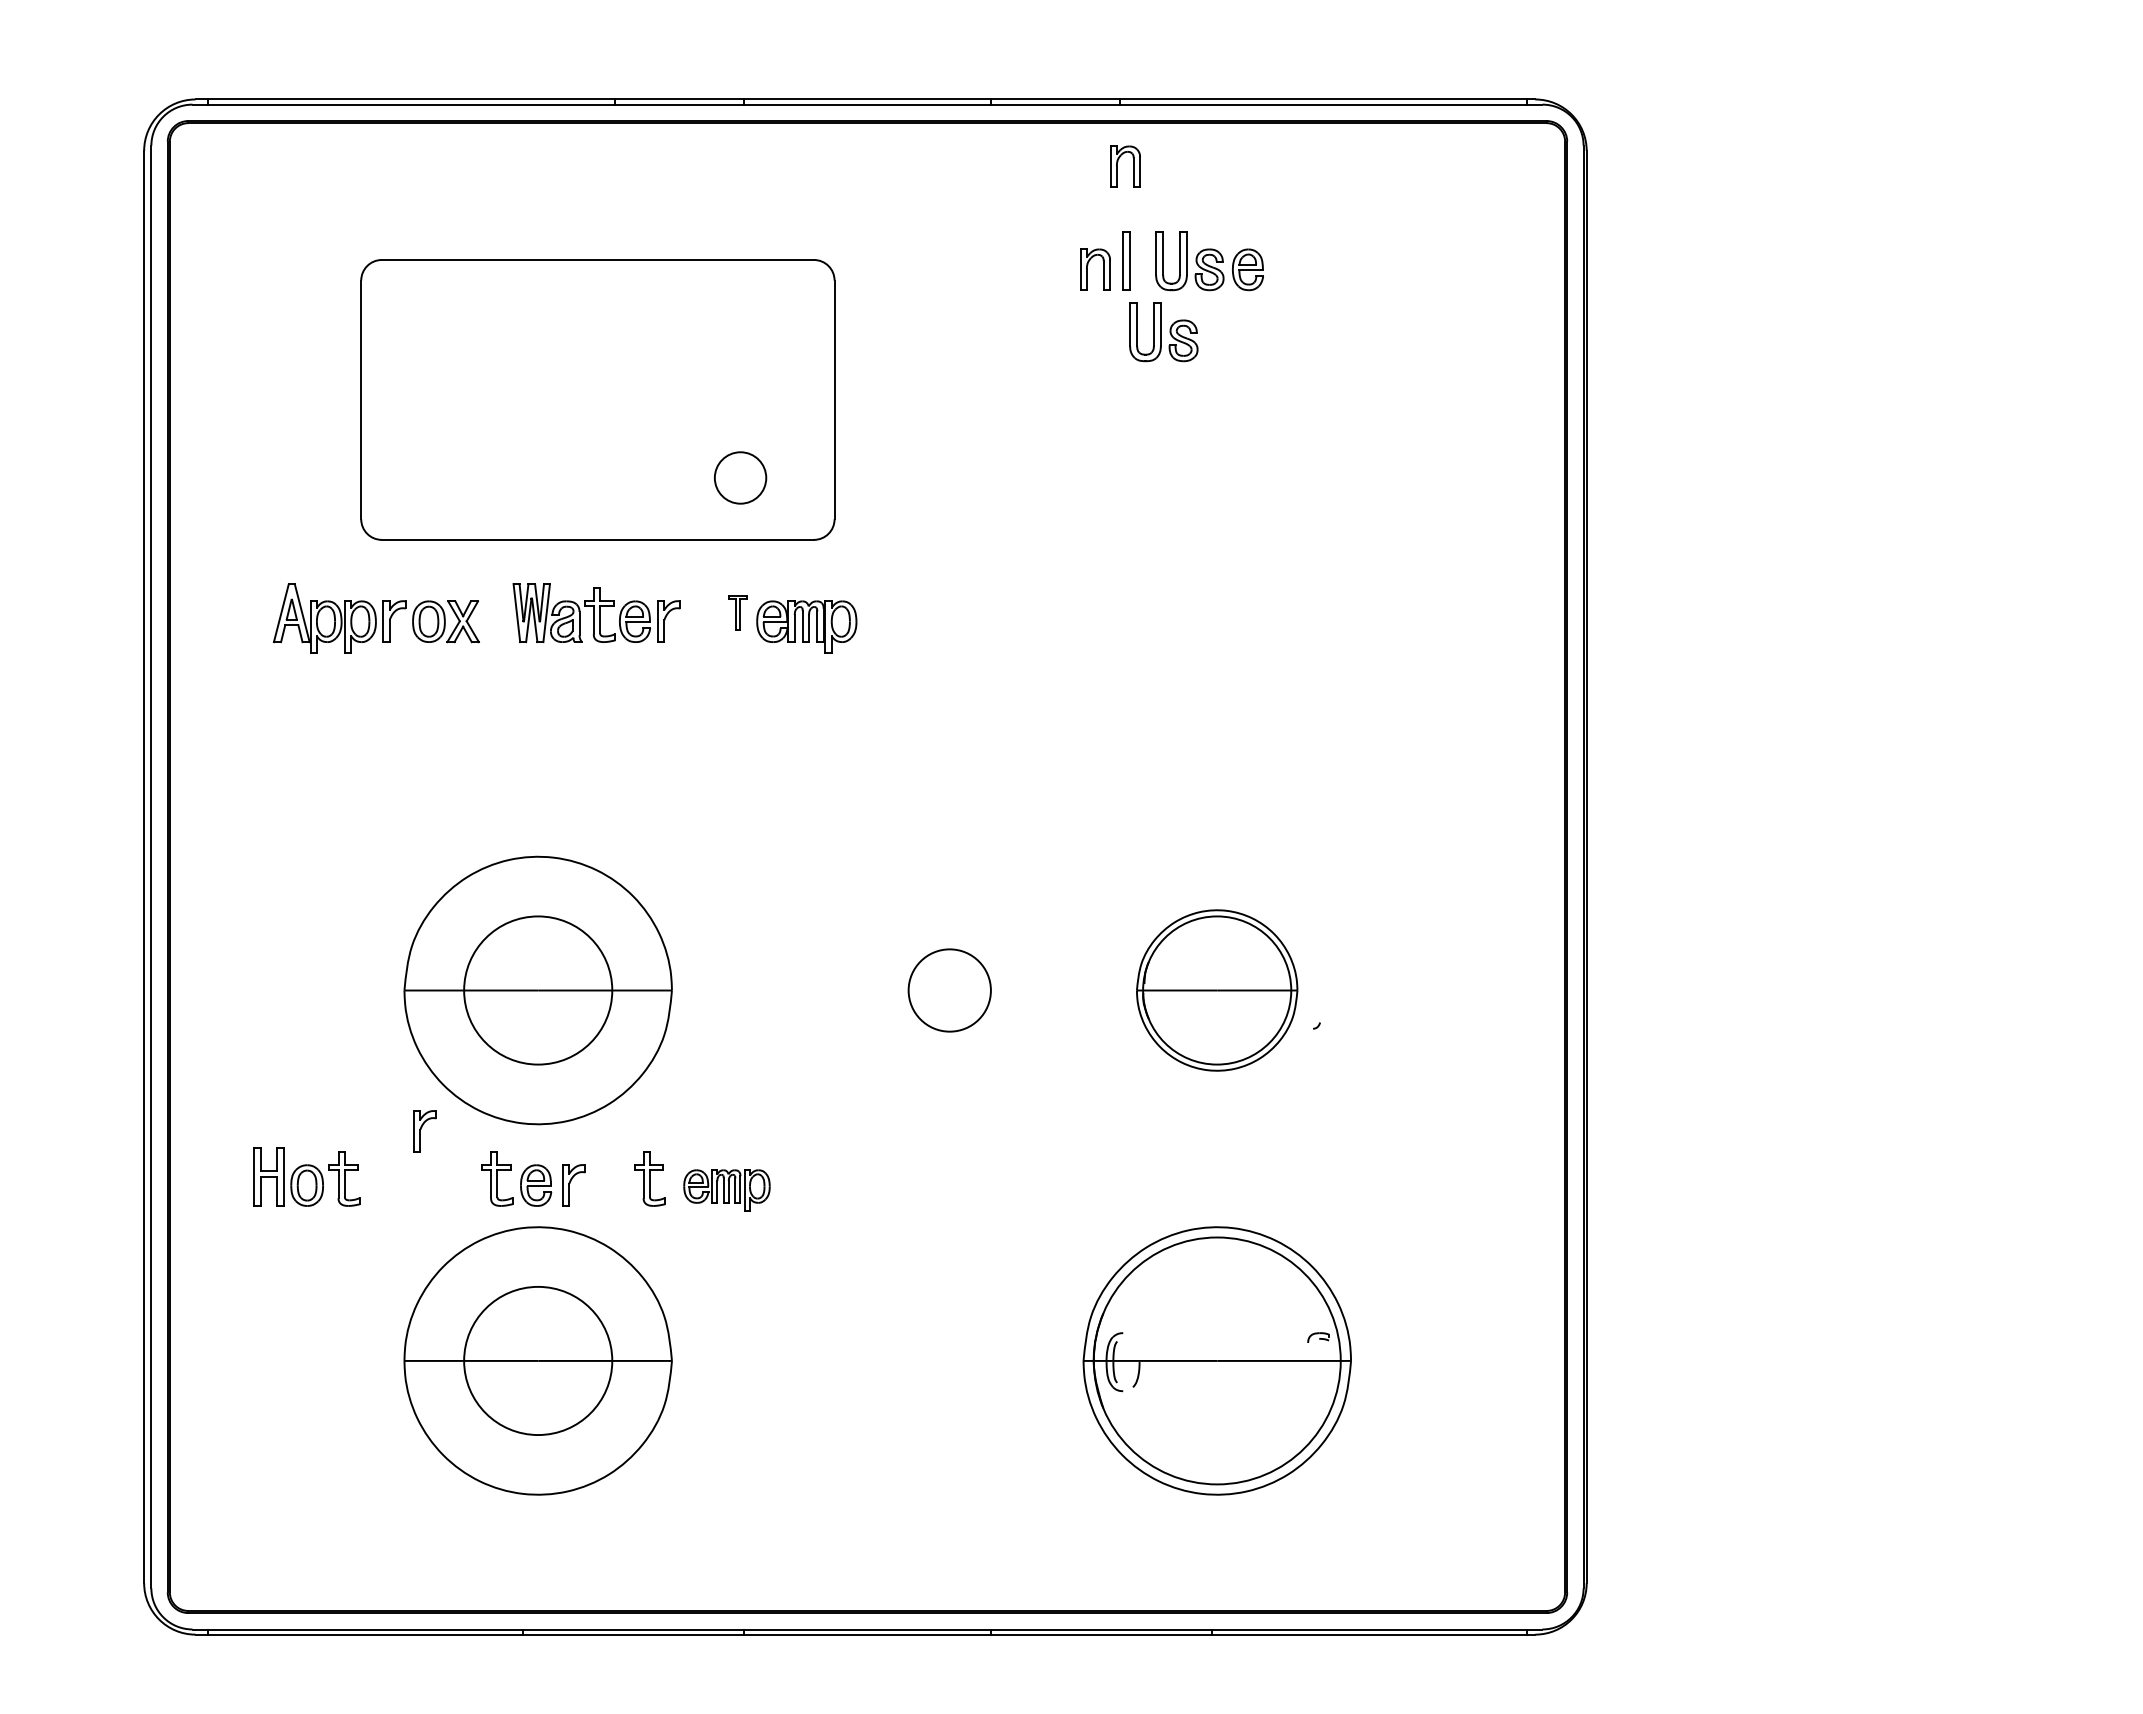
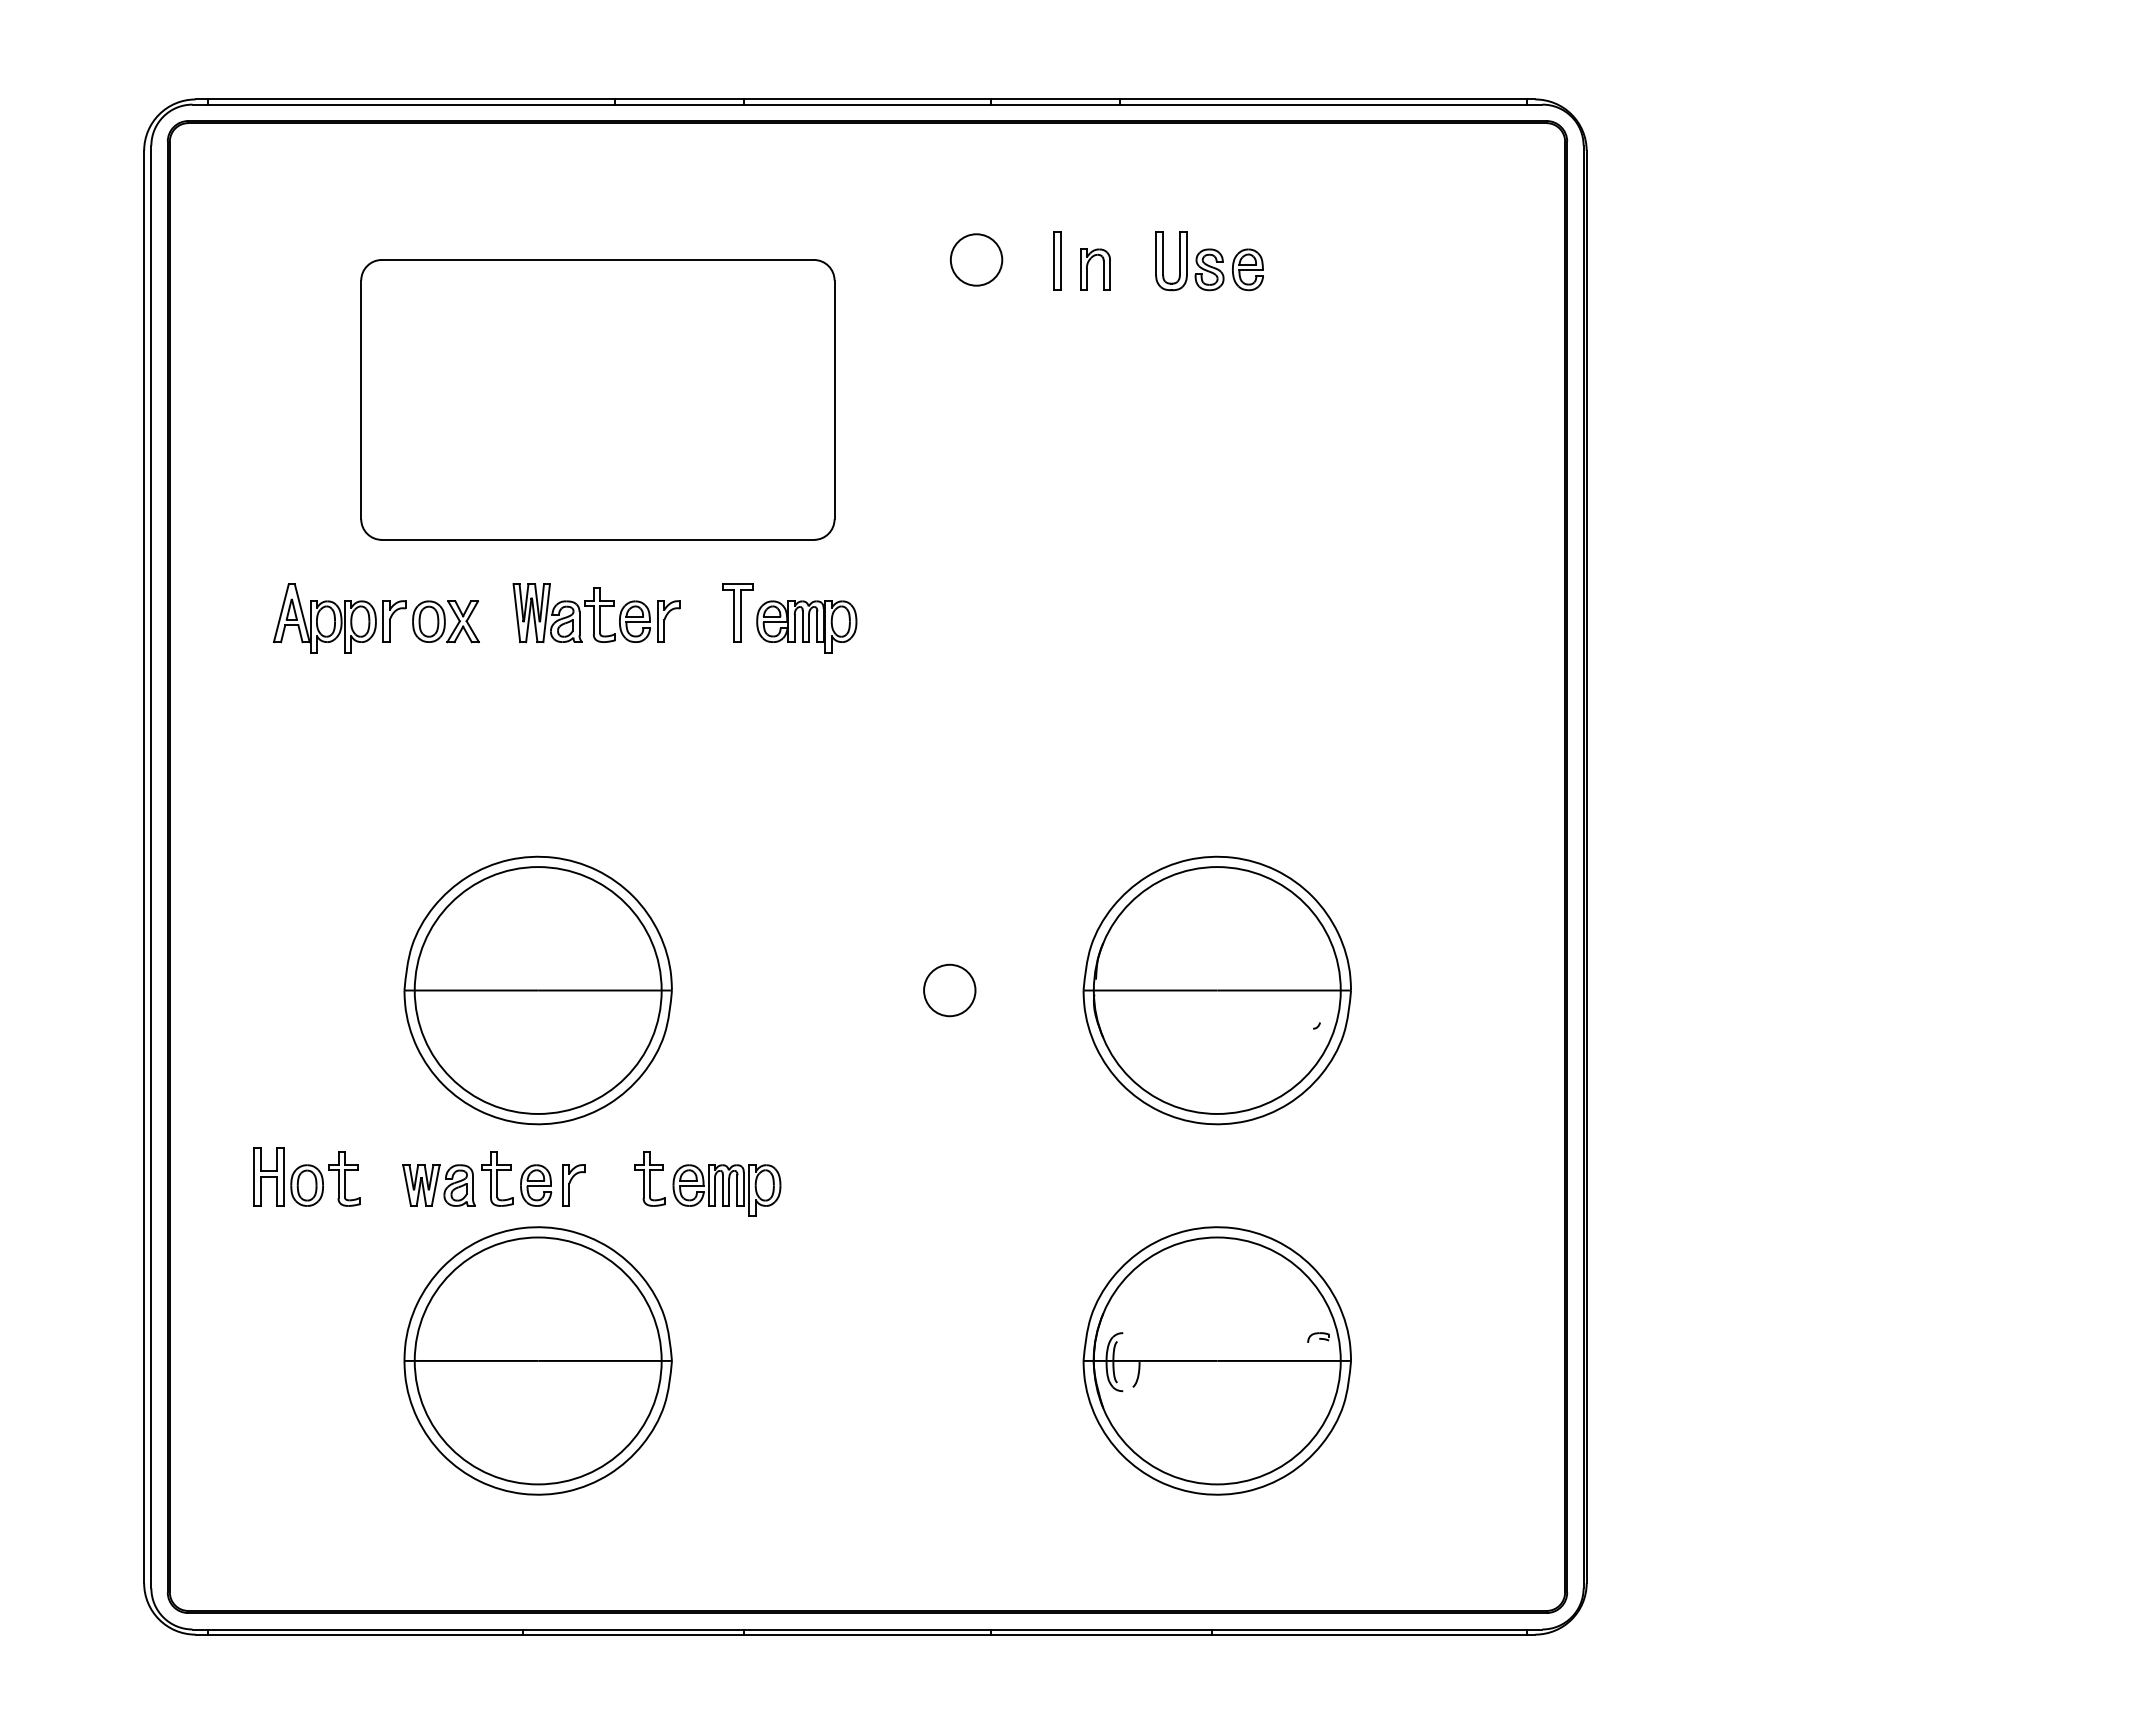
part: present -> none (1117, 166)
part position: (1126, 260) -> (1057, 260) (1057, 260)
part: present -> none (1163, 332)
circle position: (740, 477) -> (976, 259) (976, 259)
part size: 20x36 px -> 32x60 px (737, 612)
circle diameter: 148 px -> 247 px (537, 990)
circle diameter: 82 px -> 51 px (949, 990)
part size: 163x163 px -> 270x271 px (1216, 990)
part: present -> none (424, 1131)
part: none -> present (438, 1185)
part size: 88x43 px -> 110x53 px (726, 1190)
circle diameter: 148 px -> 247 px (537, 1360)
